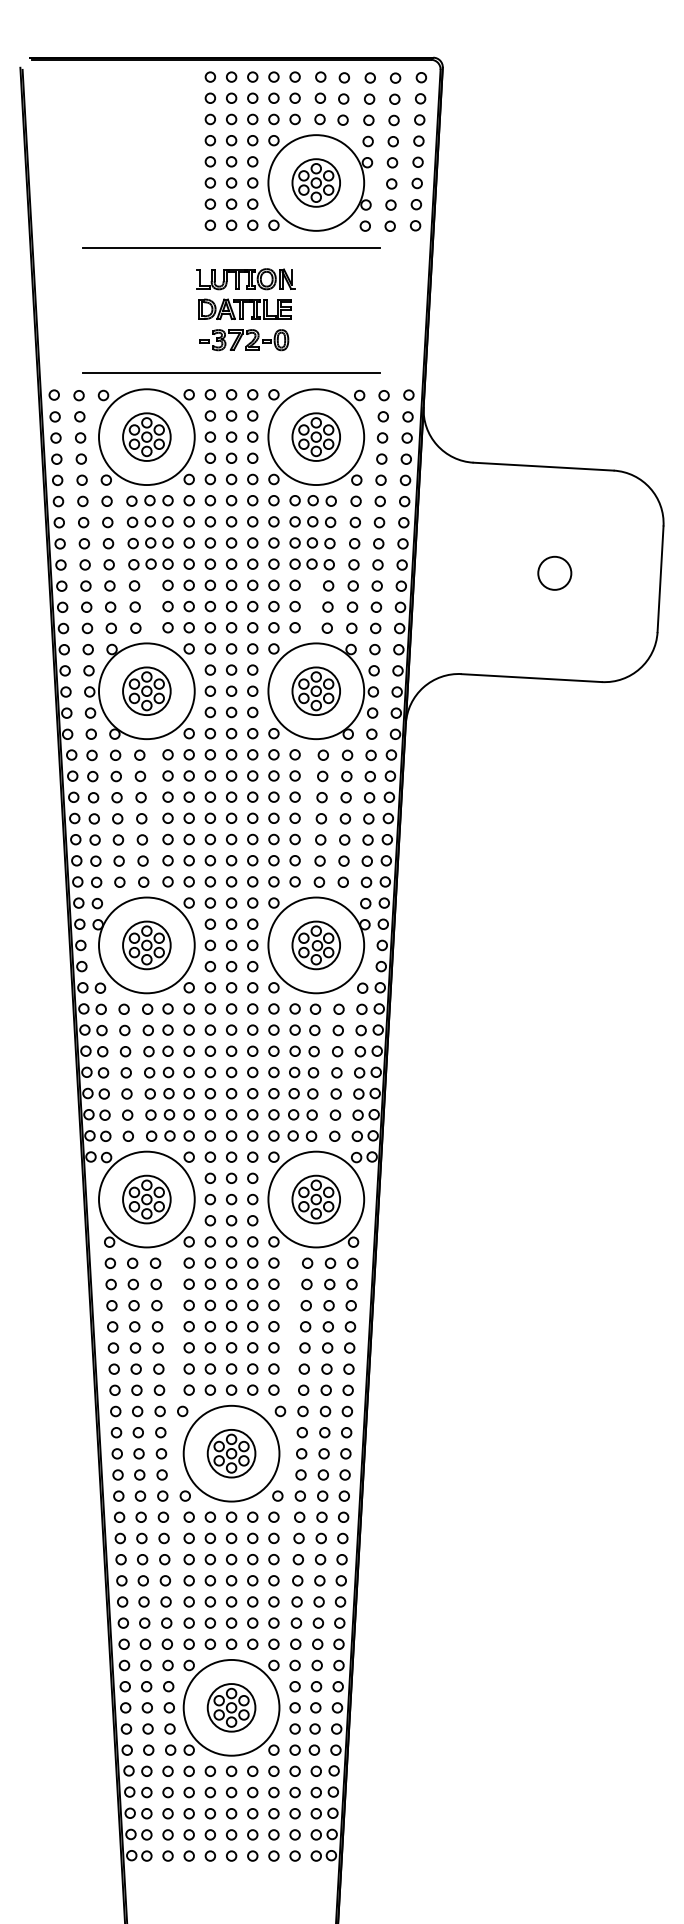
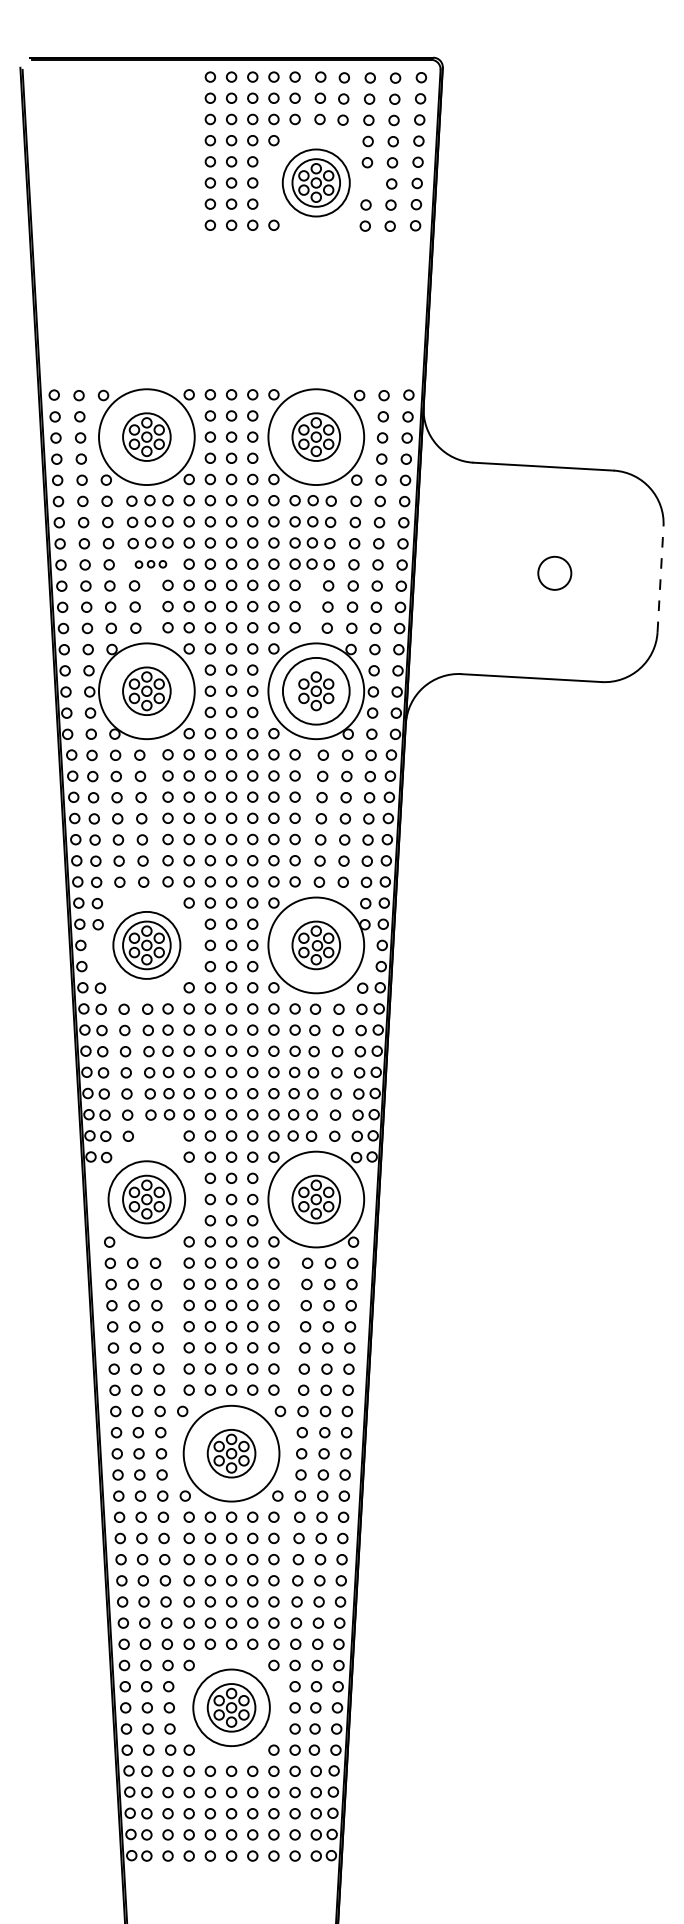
circle diameter: 96 px -> 67 px (315, 182)
part: present -> none (231, 310)
part size: 46x13 px -> 34x9 px (150, 564)
line: solid -> dashed (660, 579)
circle diameter: 48 px -> 67 px (315, 690)
circle diameter: 96 px -> 67 px (146, 944)
part: present -> none (160, 1135)
circle diameter: 96 px -> 77 px (146, 1199)
circle diameter: 96 px -> 77 px (231, 1707)
